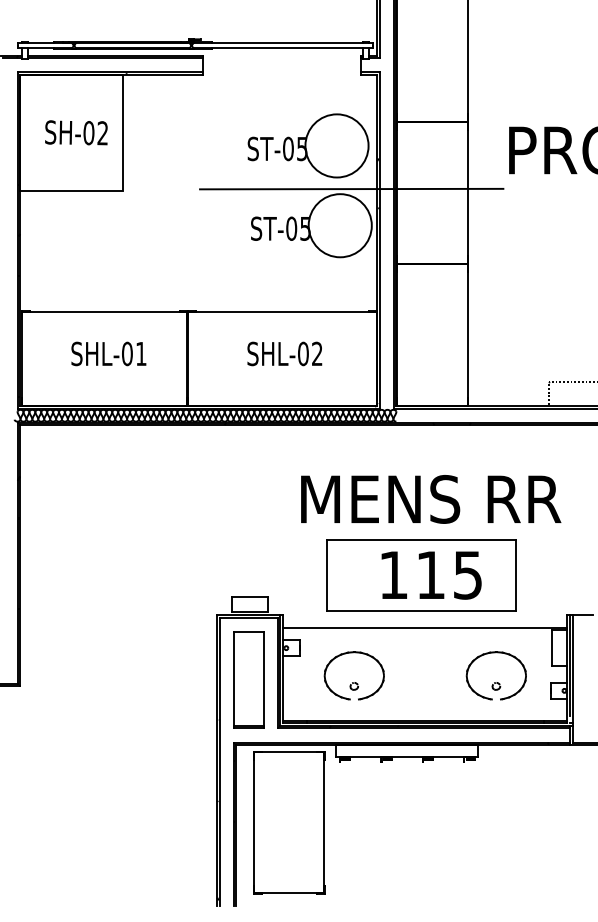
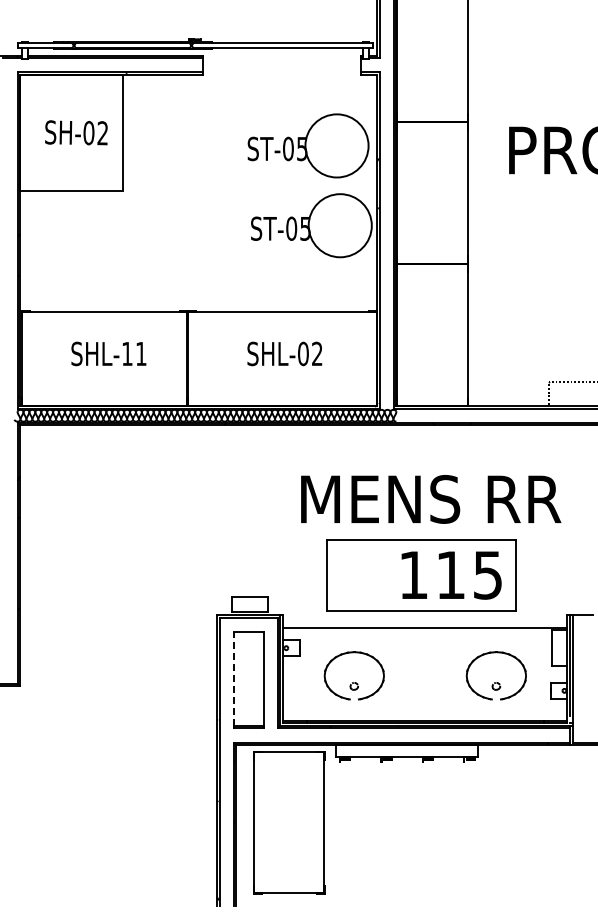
line: present -> none (351, 188)
text: SHL-01 -> SHL-11 (127, 353)
text position: (431, 575) -> (451, 575) (451, 575)
line: solid -> dashed (234, 678)
